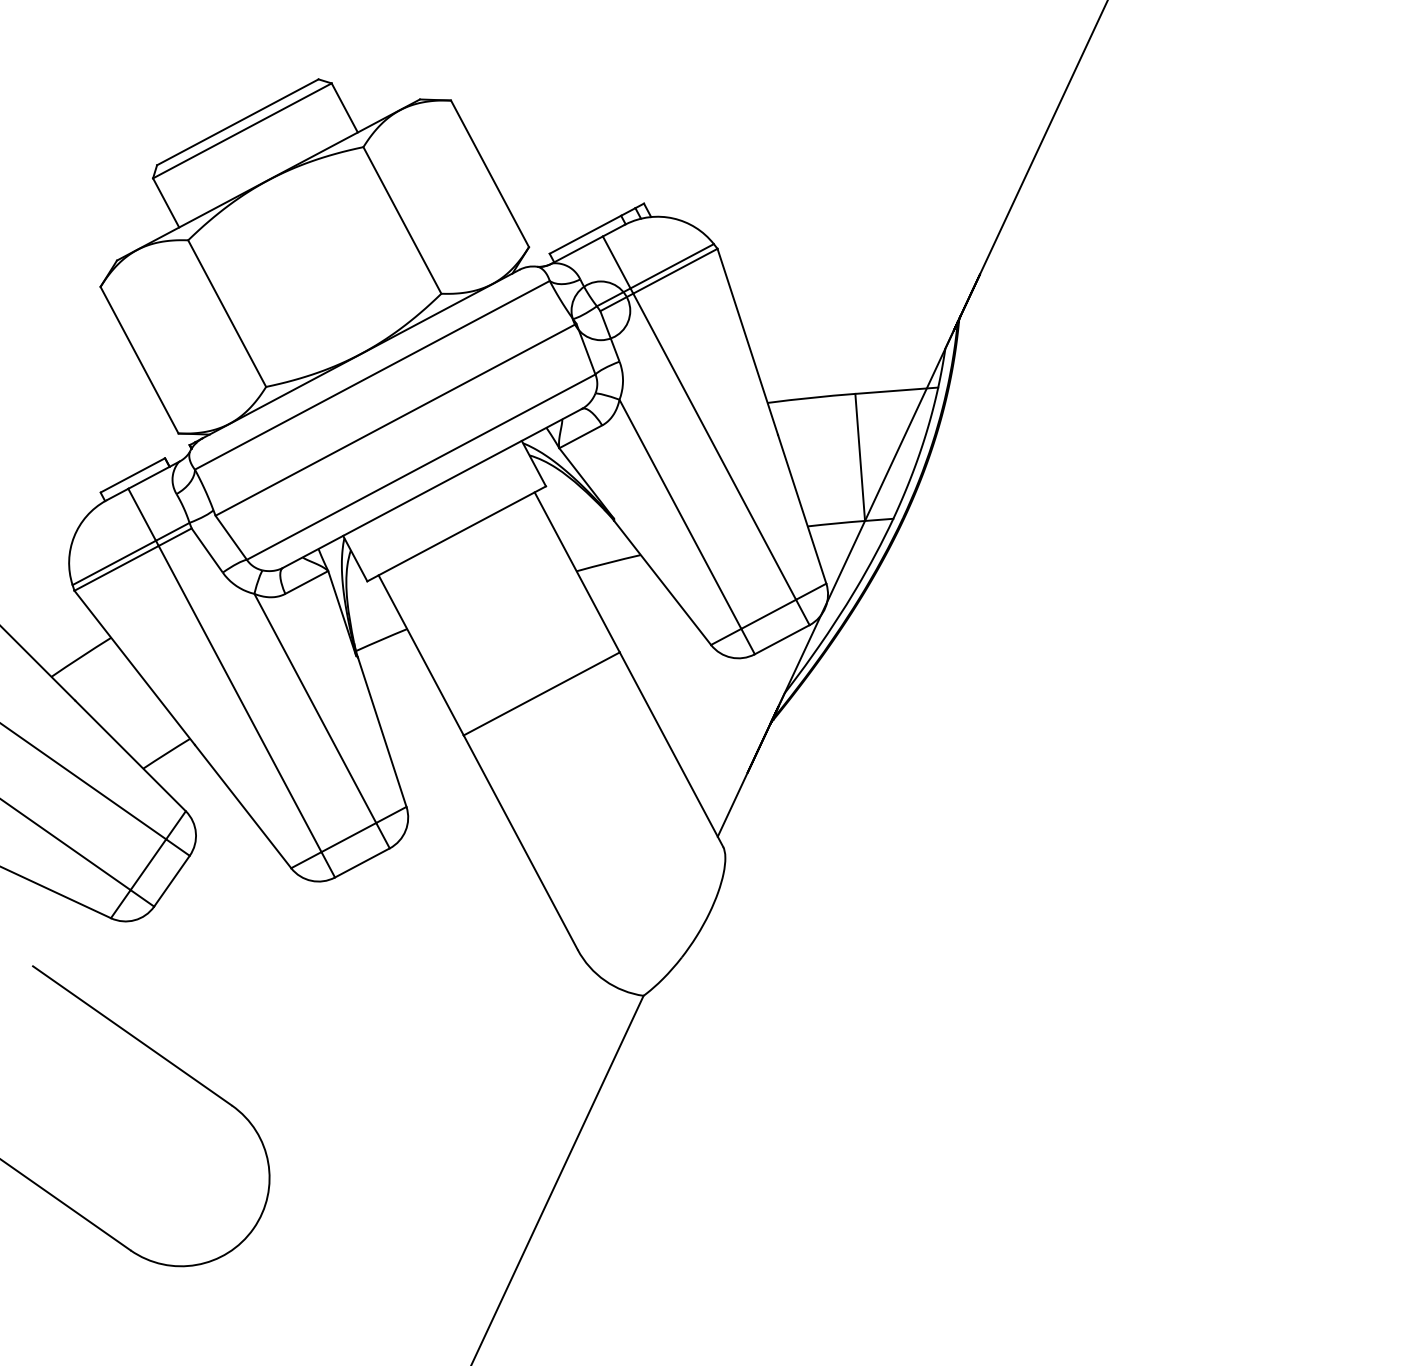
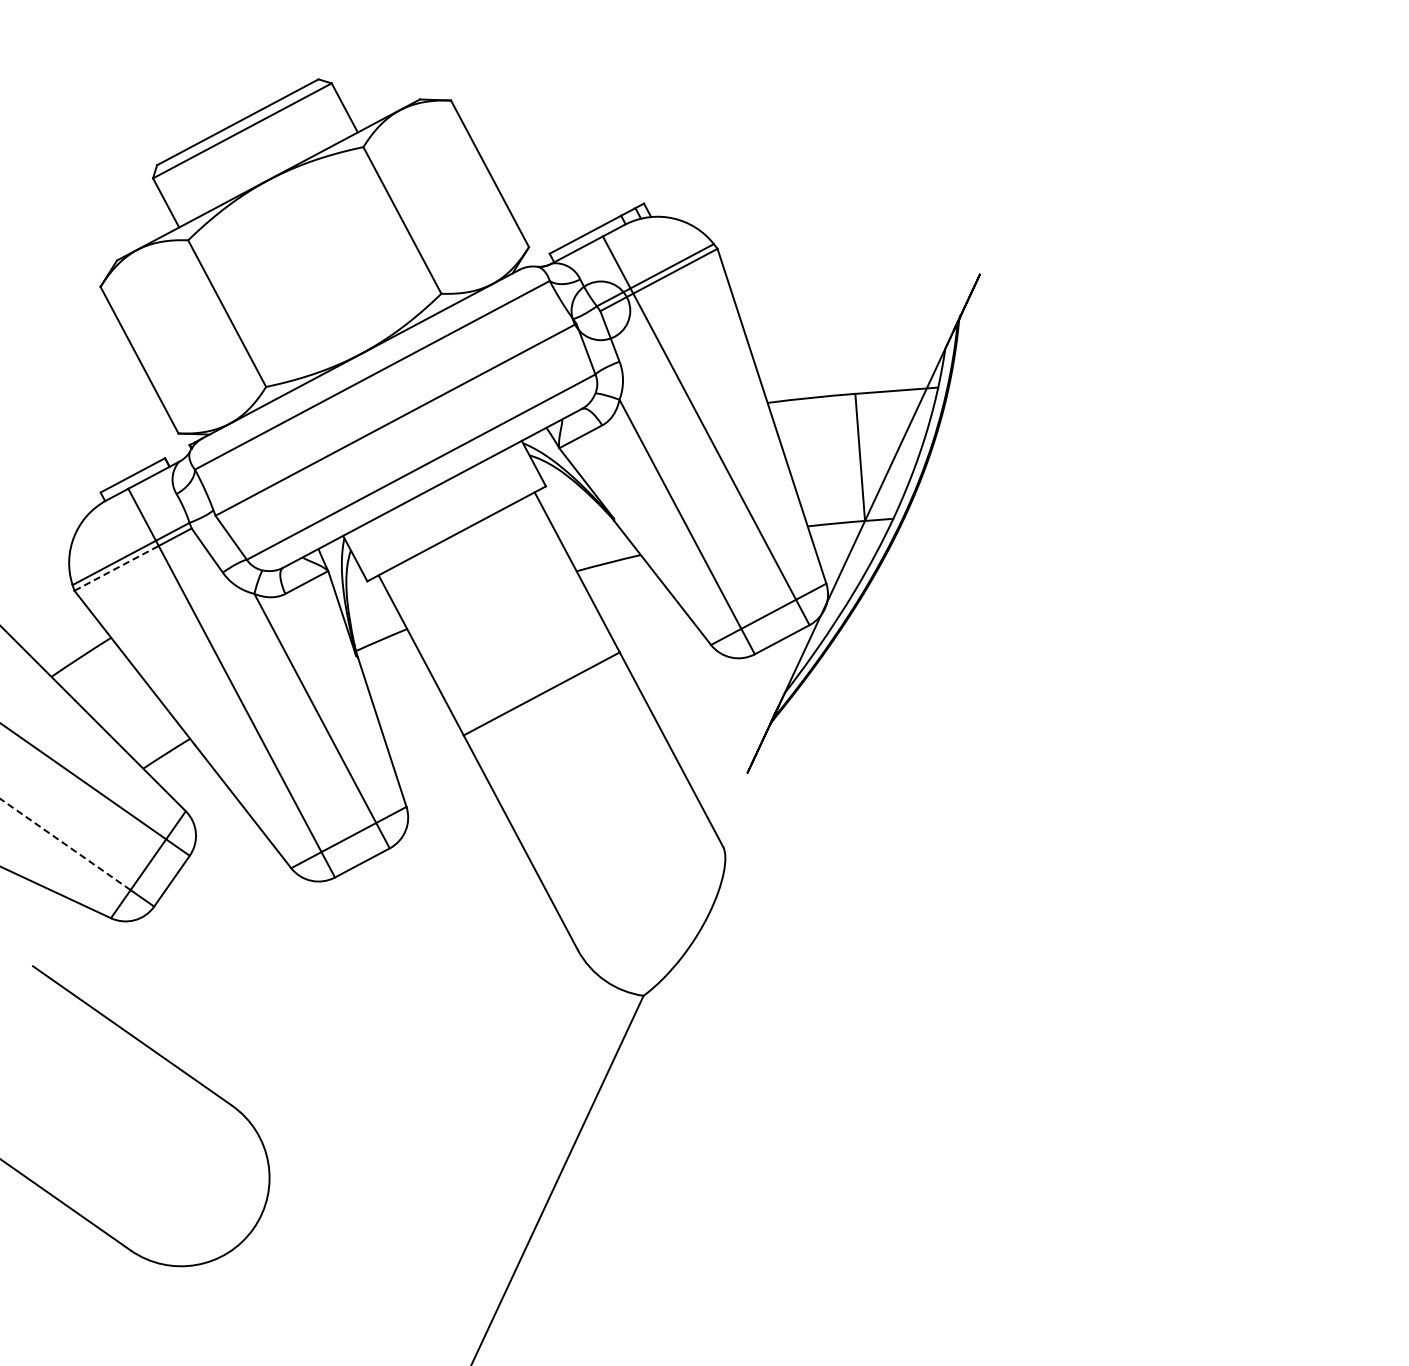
line: present -> none (1032, 160)
line: solid -> dashed (116, 568)
line: present -> none (743, 779)
line: solid -> dashed (65, 844)
